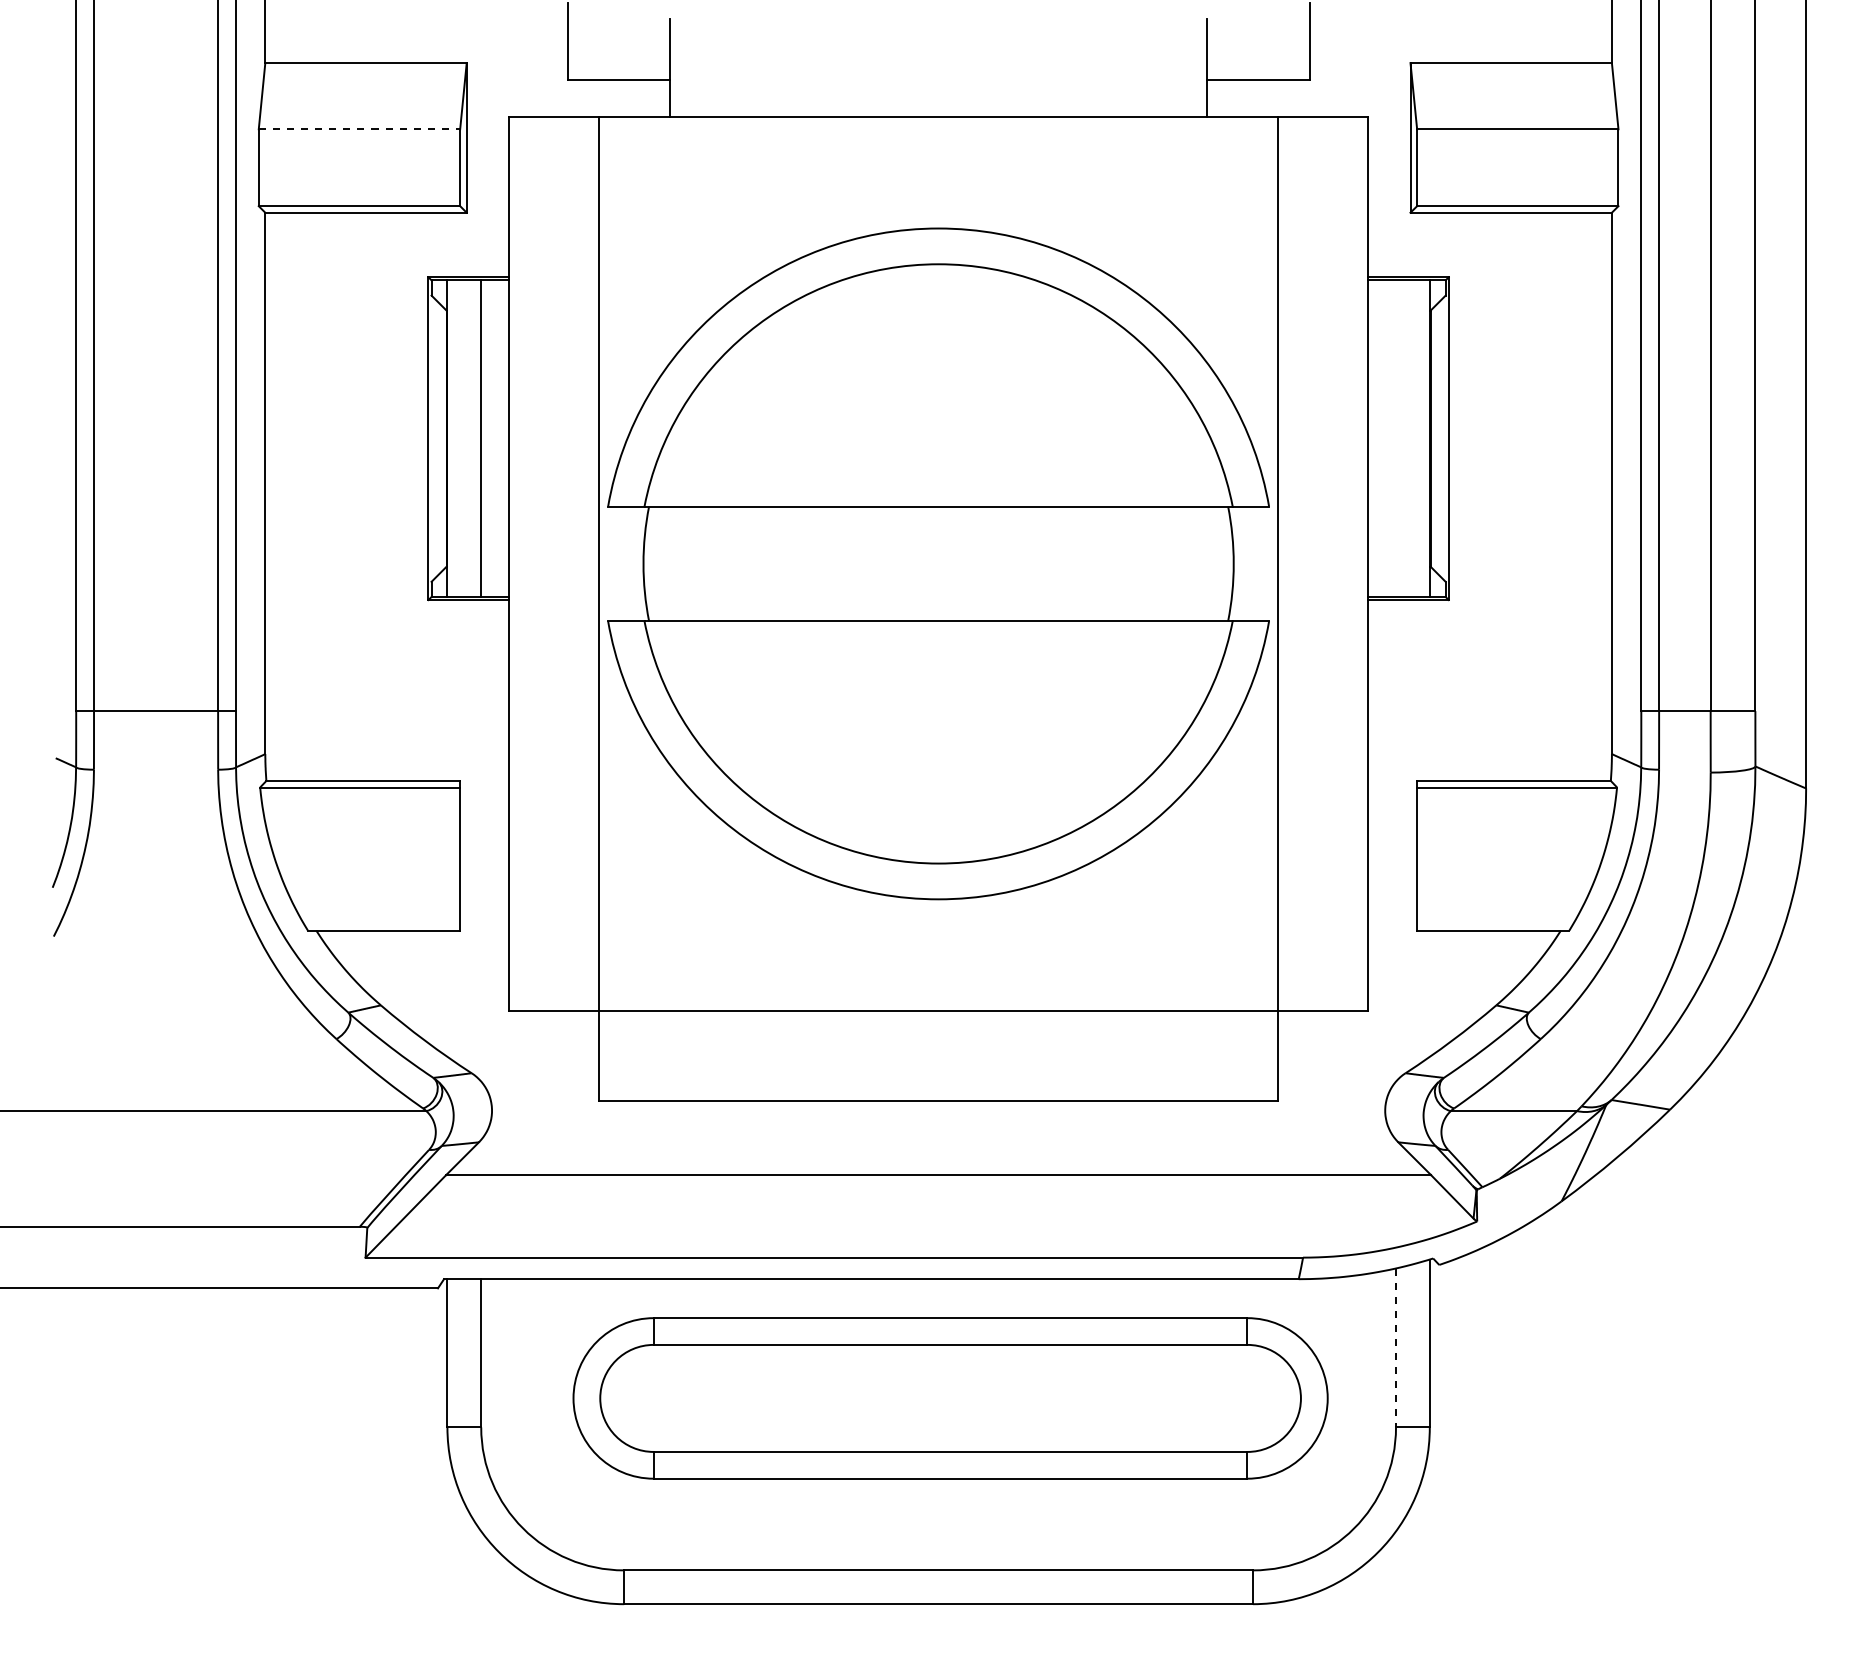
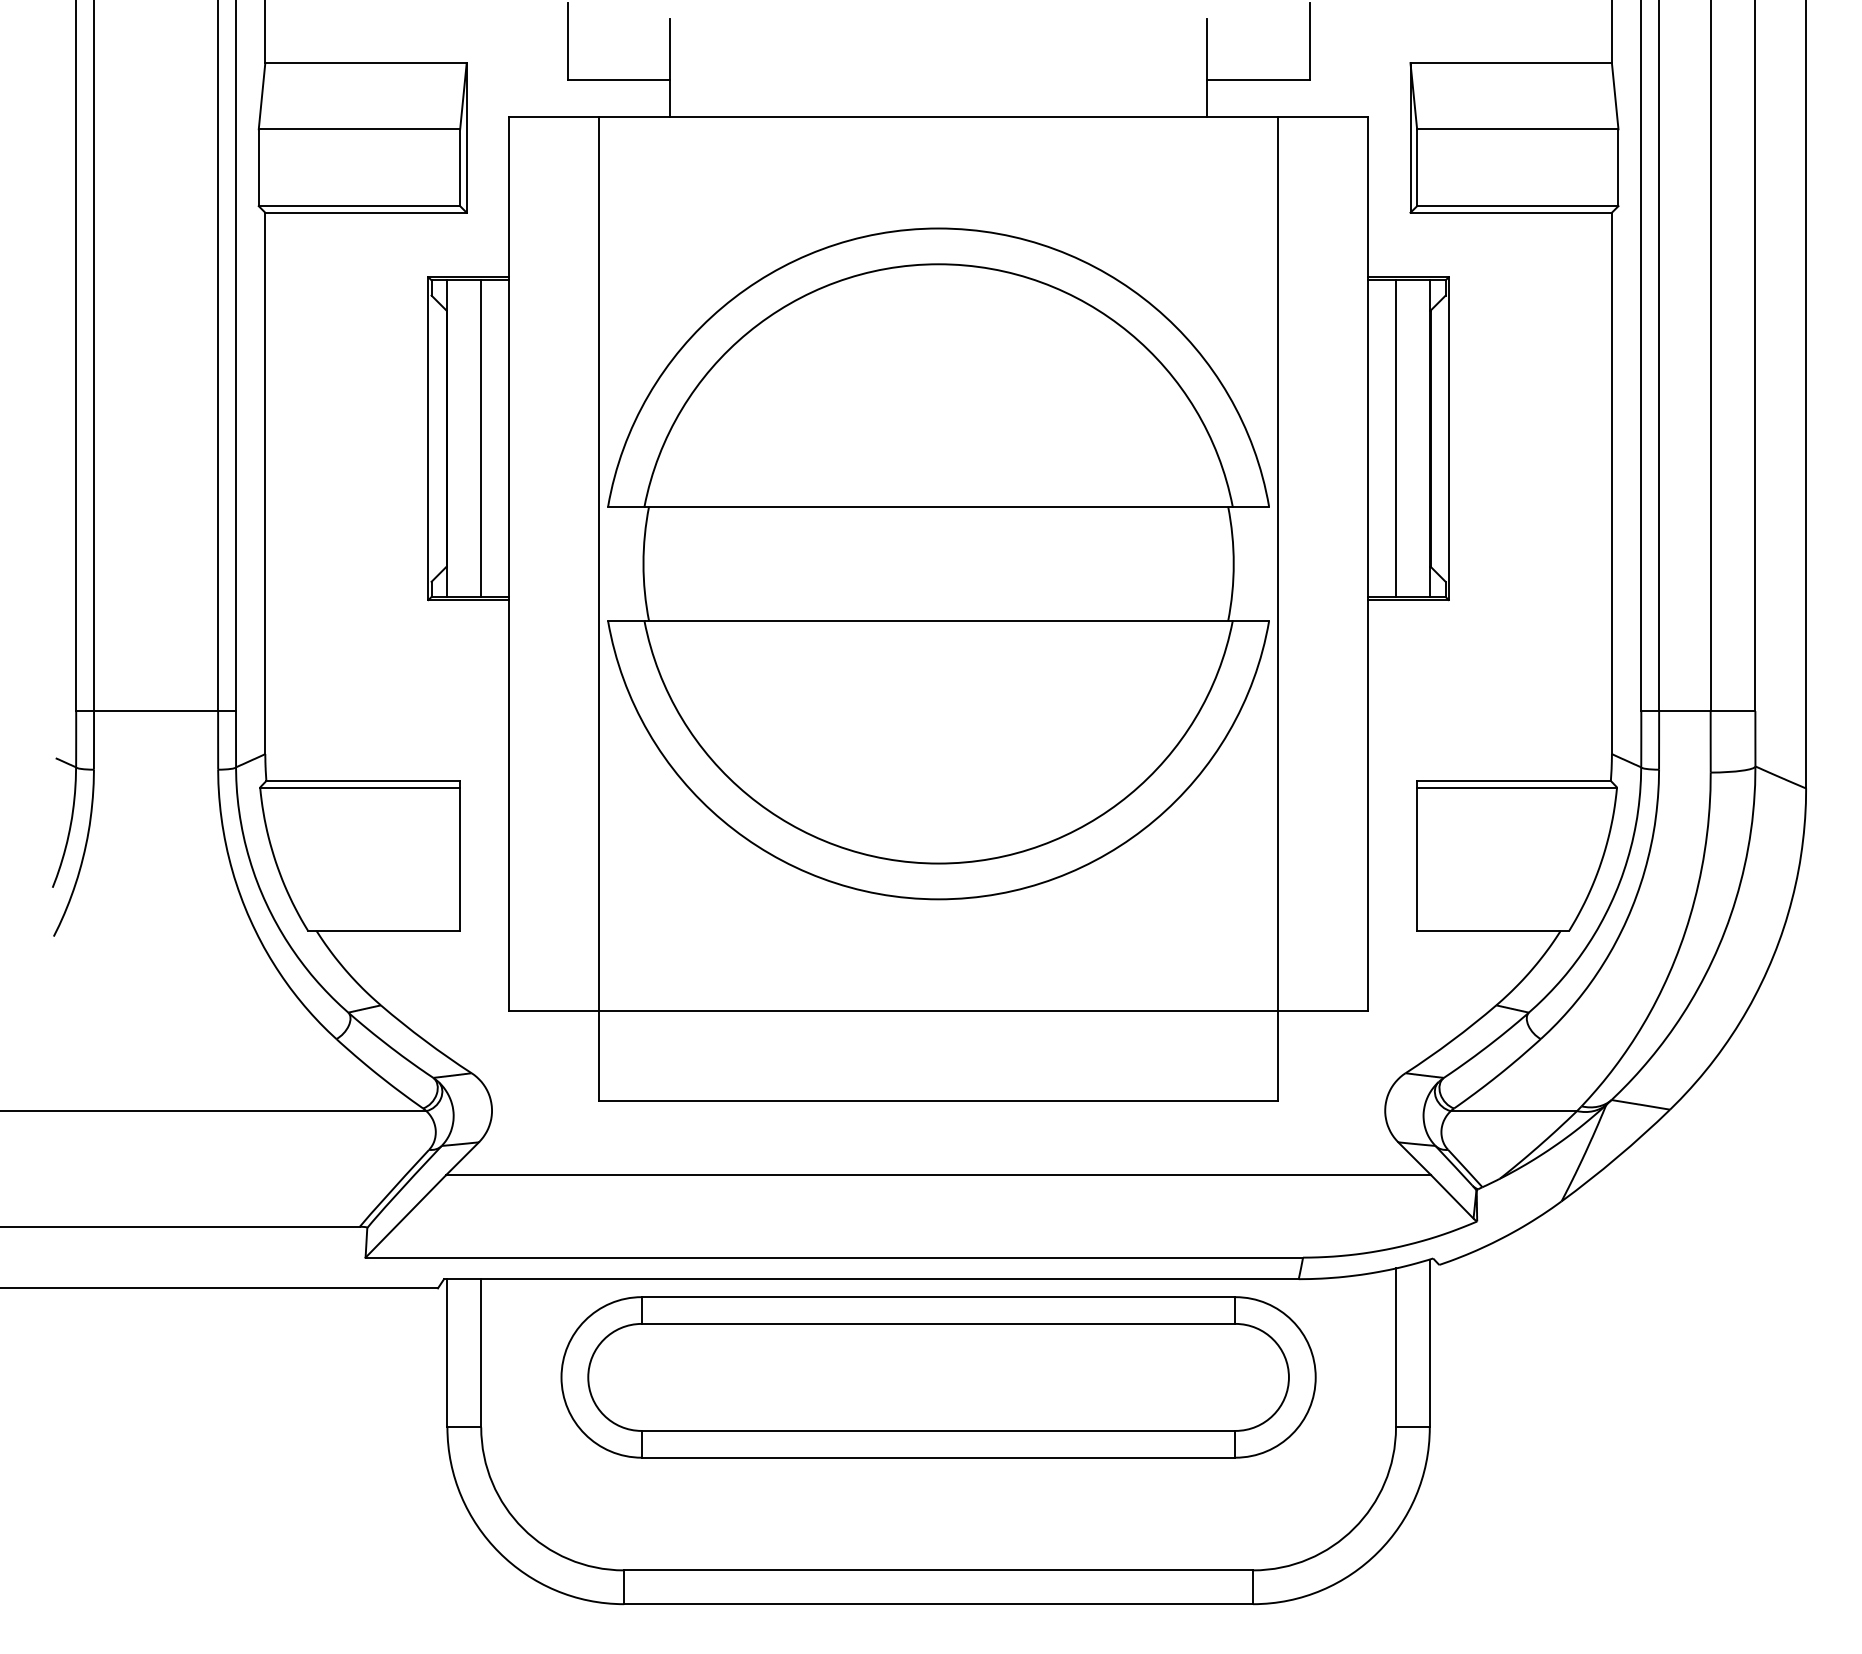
line: dashed -> solid (359, 129)
line: none -> present (1396, 438)
line: dashed -> solid (1396, 1348)
part position: (950, 1398) -> (938, 1377) (938, 1377)
